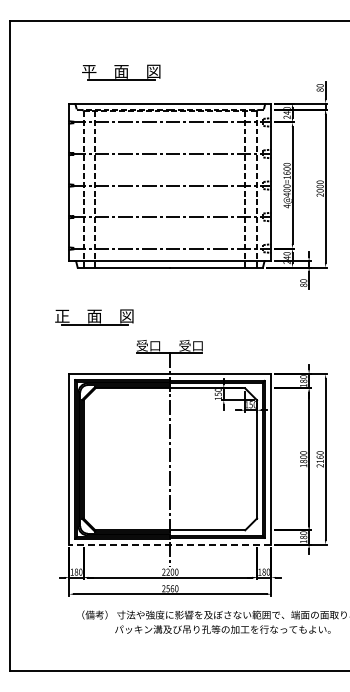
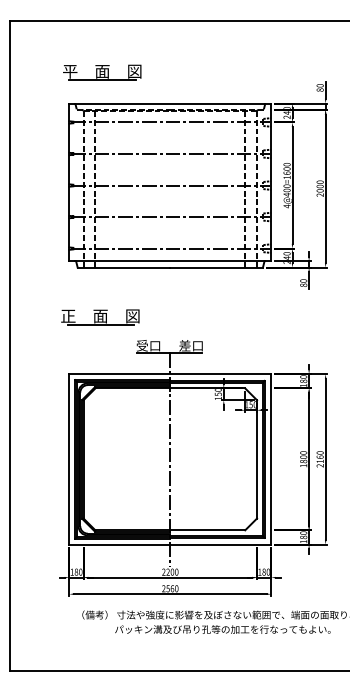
part position: (121, 72) -> (102, 72) (102, 72)
part position: (94, 317) -> (100, 317) (100, 317)
text: 受口 -> 差口 (184, 345)
line: dashed -> solid (170, 544)
